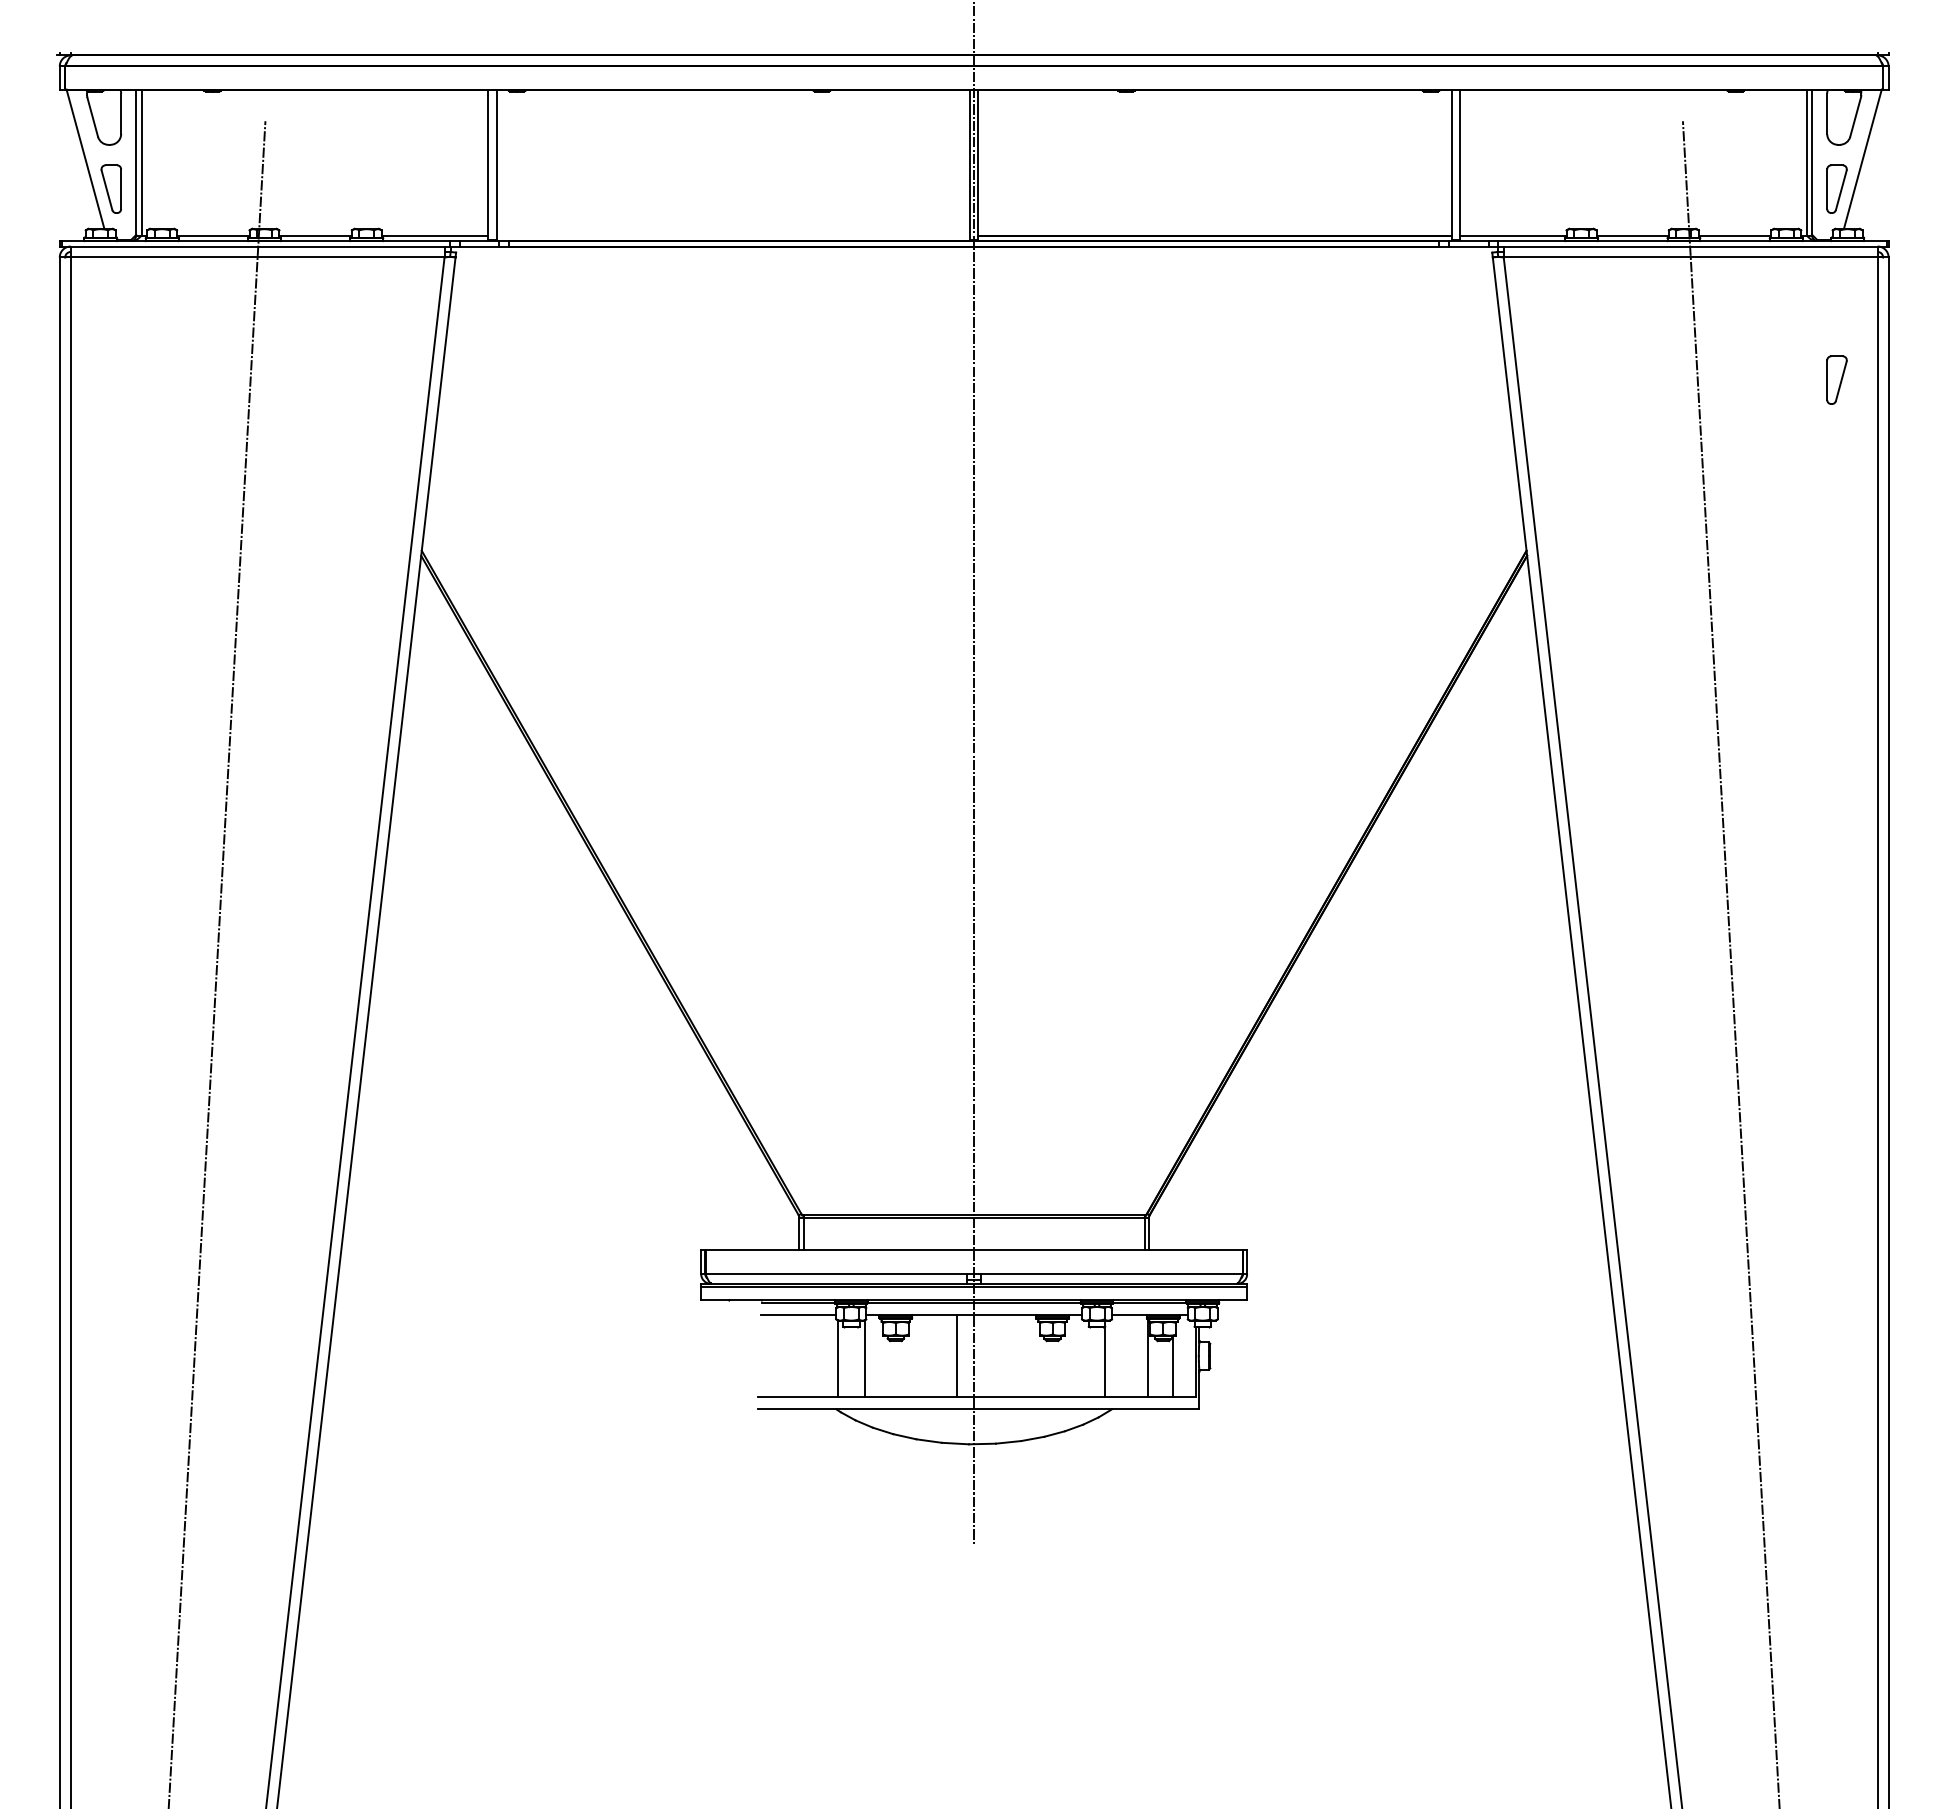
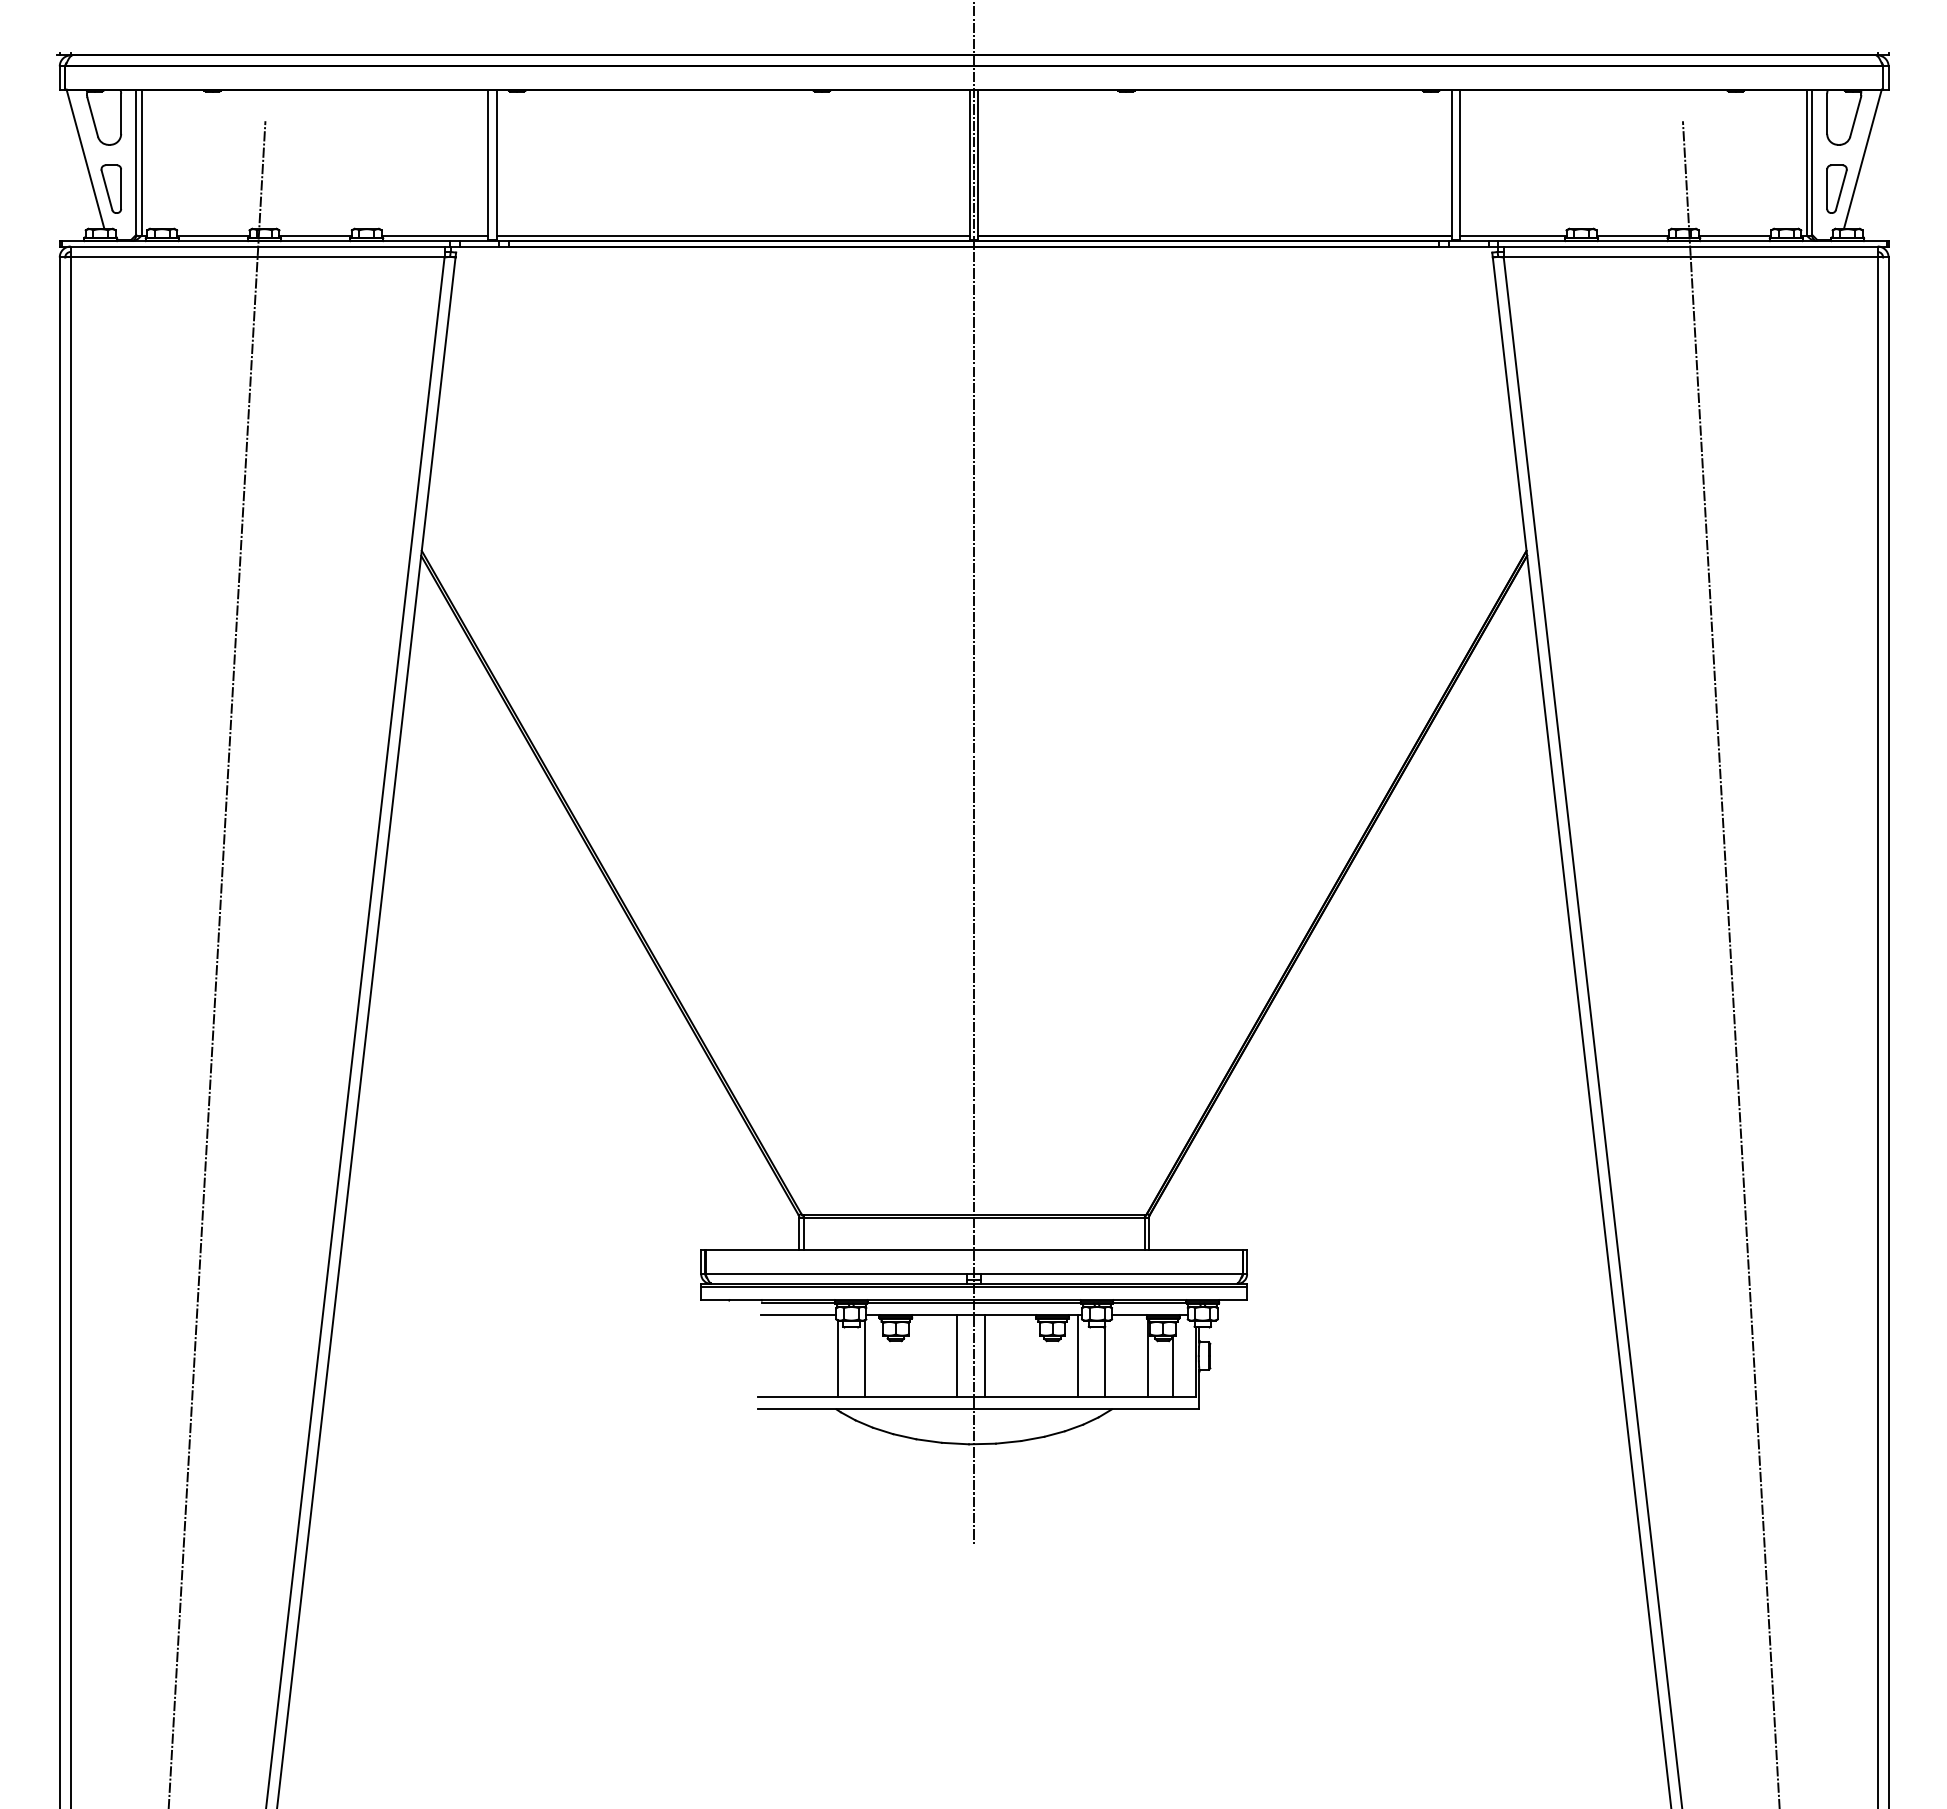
line: none -> present (733, 235)
part: present -> none (1836, 379)
line: none -> present (984, 1356)
line: none -> present (1077, 1356)
